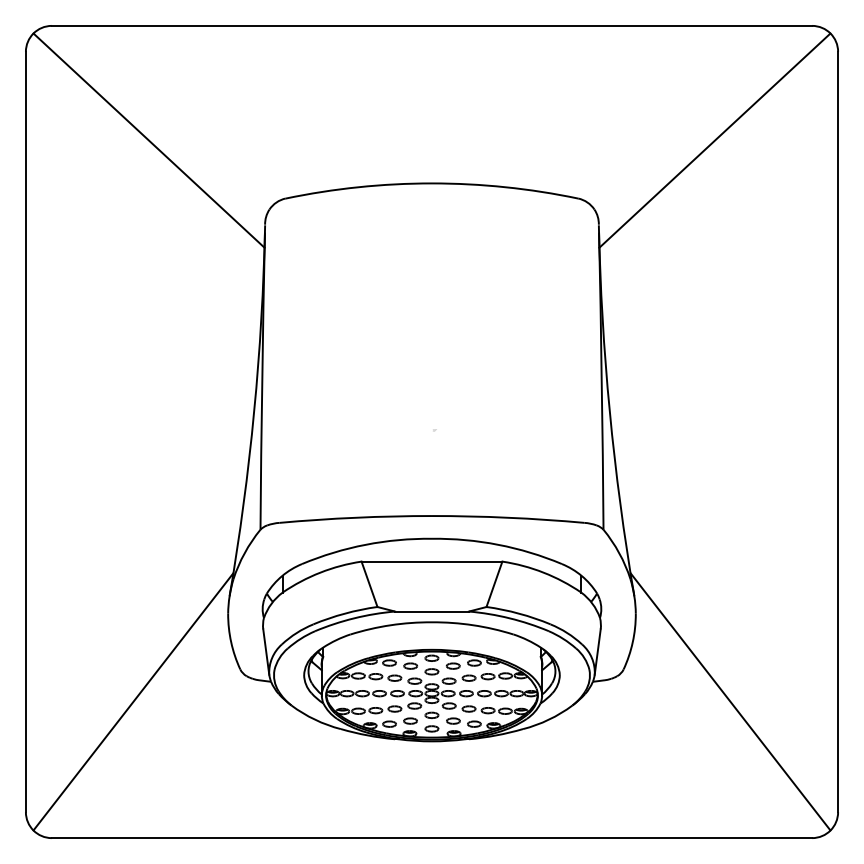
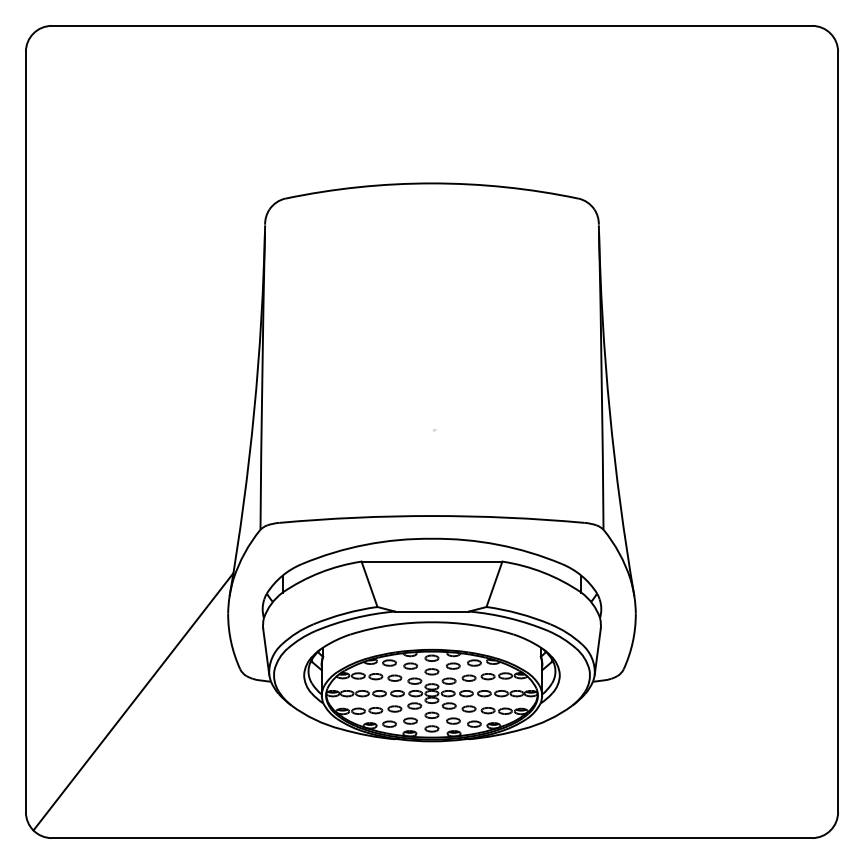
line: present -> none (148, 140)
line: present -> none (714, 140)
line: present -> none (730, 701)
